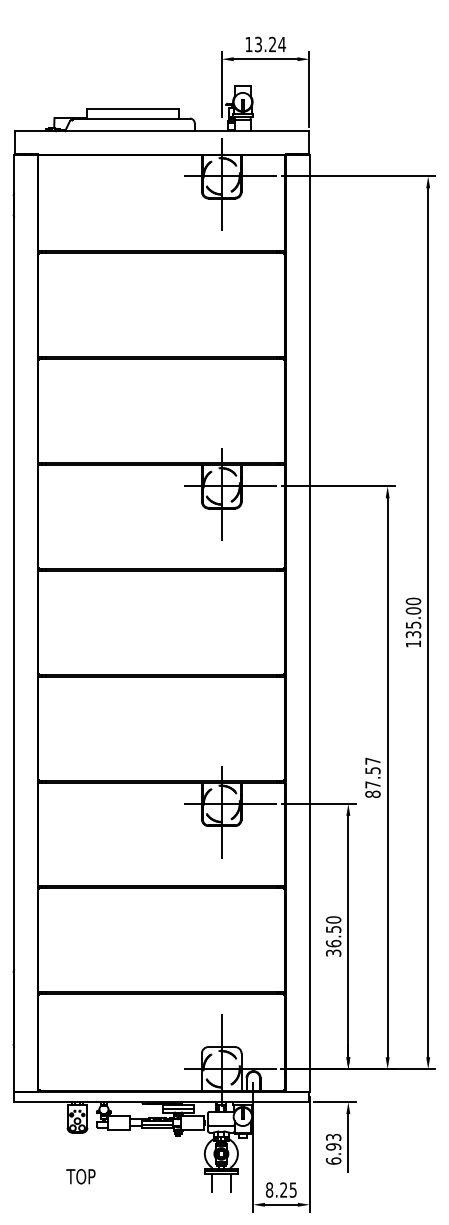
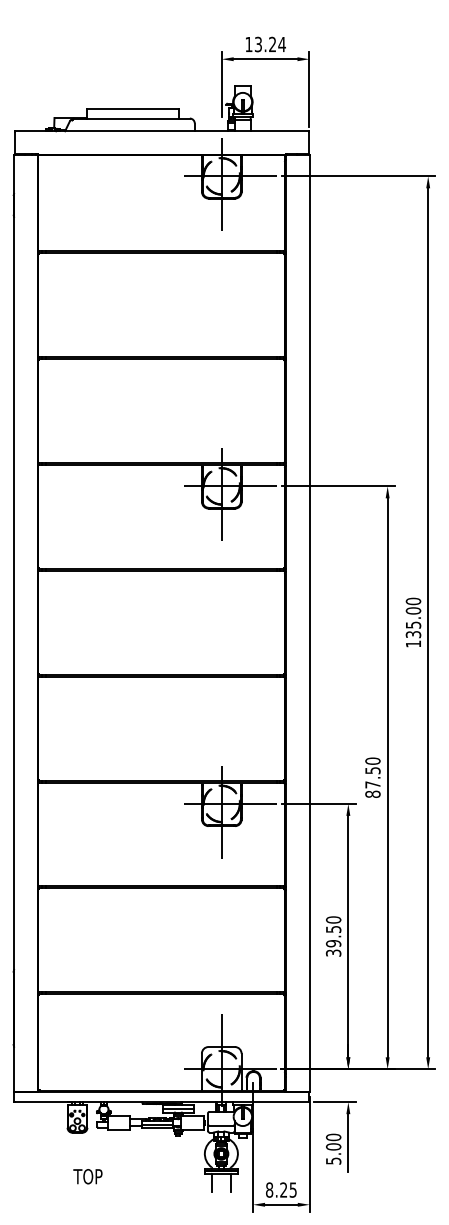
text: 87.57 -> 87.50 (372, 760)
text: 36.50 -> 39.50 (333, 943)
text: 6.93 -> 5.00 (333, 1148)
text position: (80, 1176) -> (87, 1176) (87, 1176)
